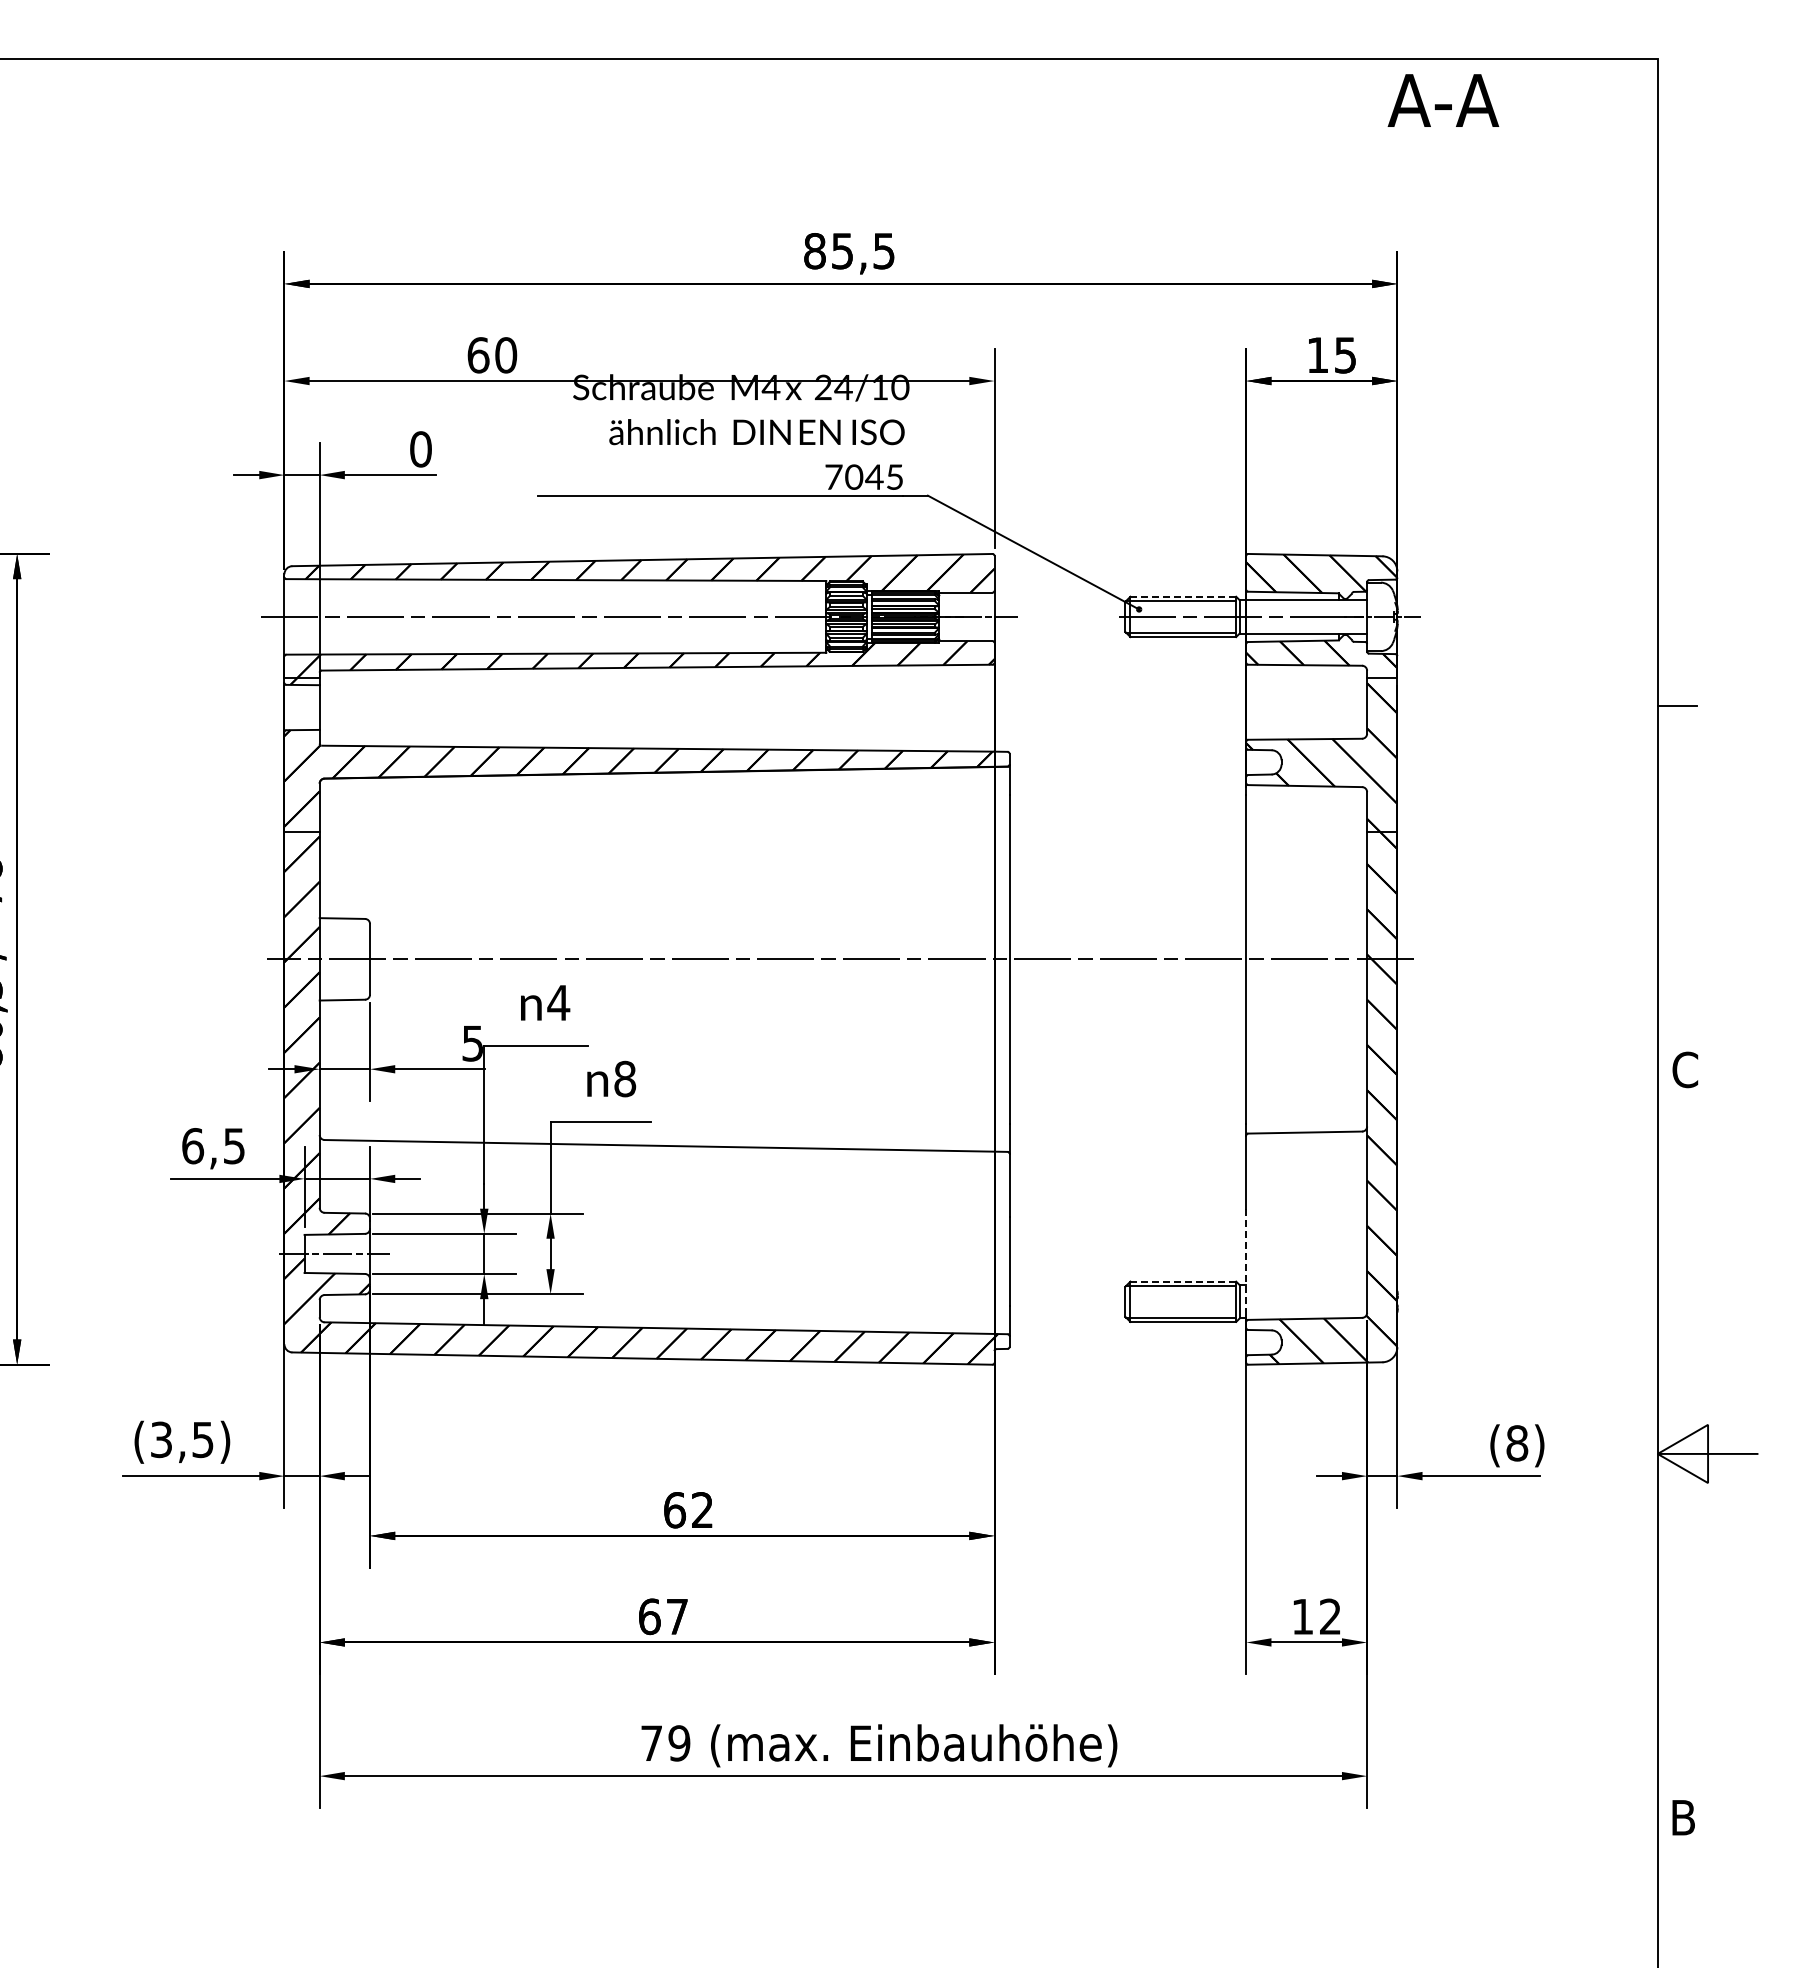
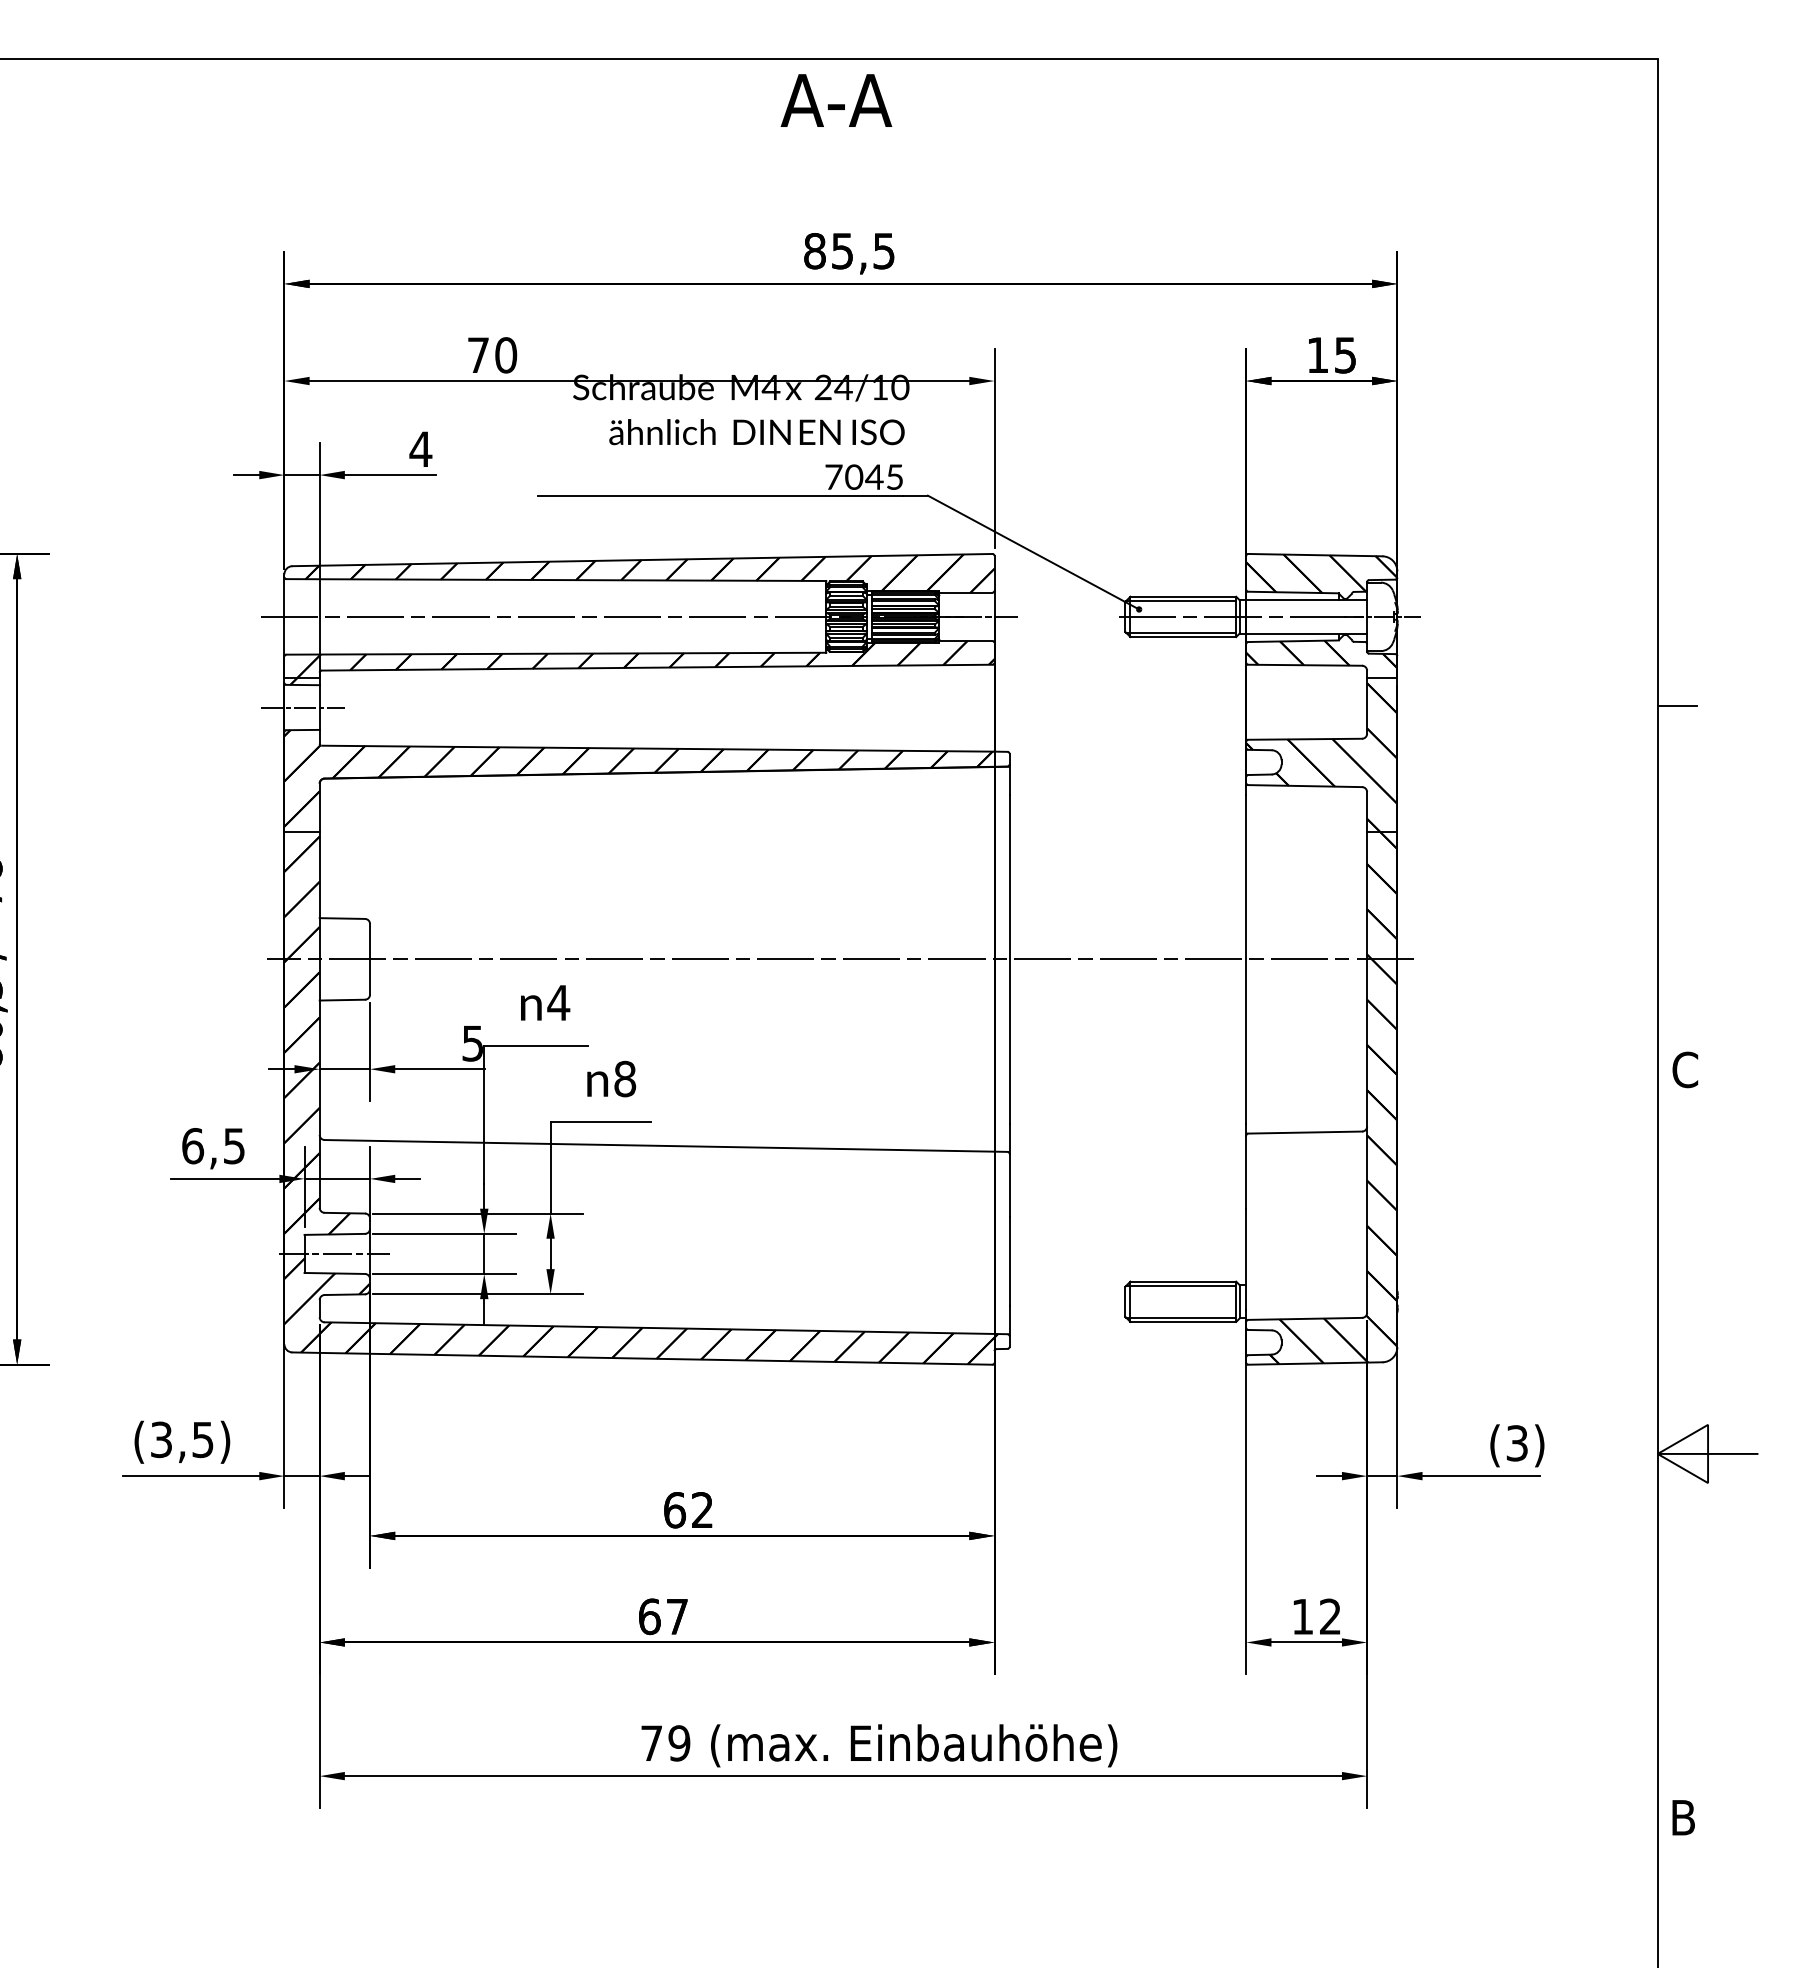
text position: (1443, 100) -> (836, 100) (836, 100)
text: 60 -> 70 (478, 355)
text: 0 -> 4 (420, 449)
line: dashed -> solid (1183, 596)
line: none -> present (302, 707)
line: dashed -> solid (1246, 1259)
line: dashed -> solid (1183, 1281)
text: (8) -> (3) (1517, 1443)
